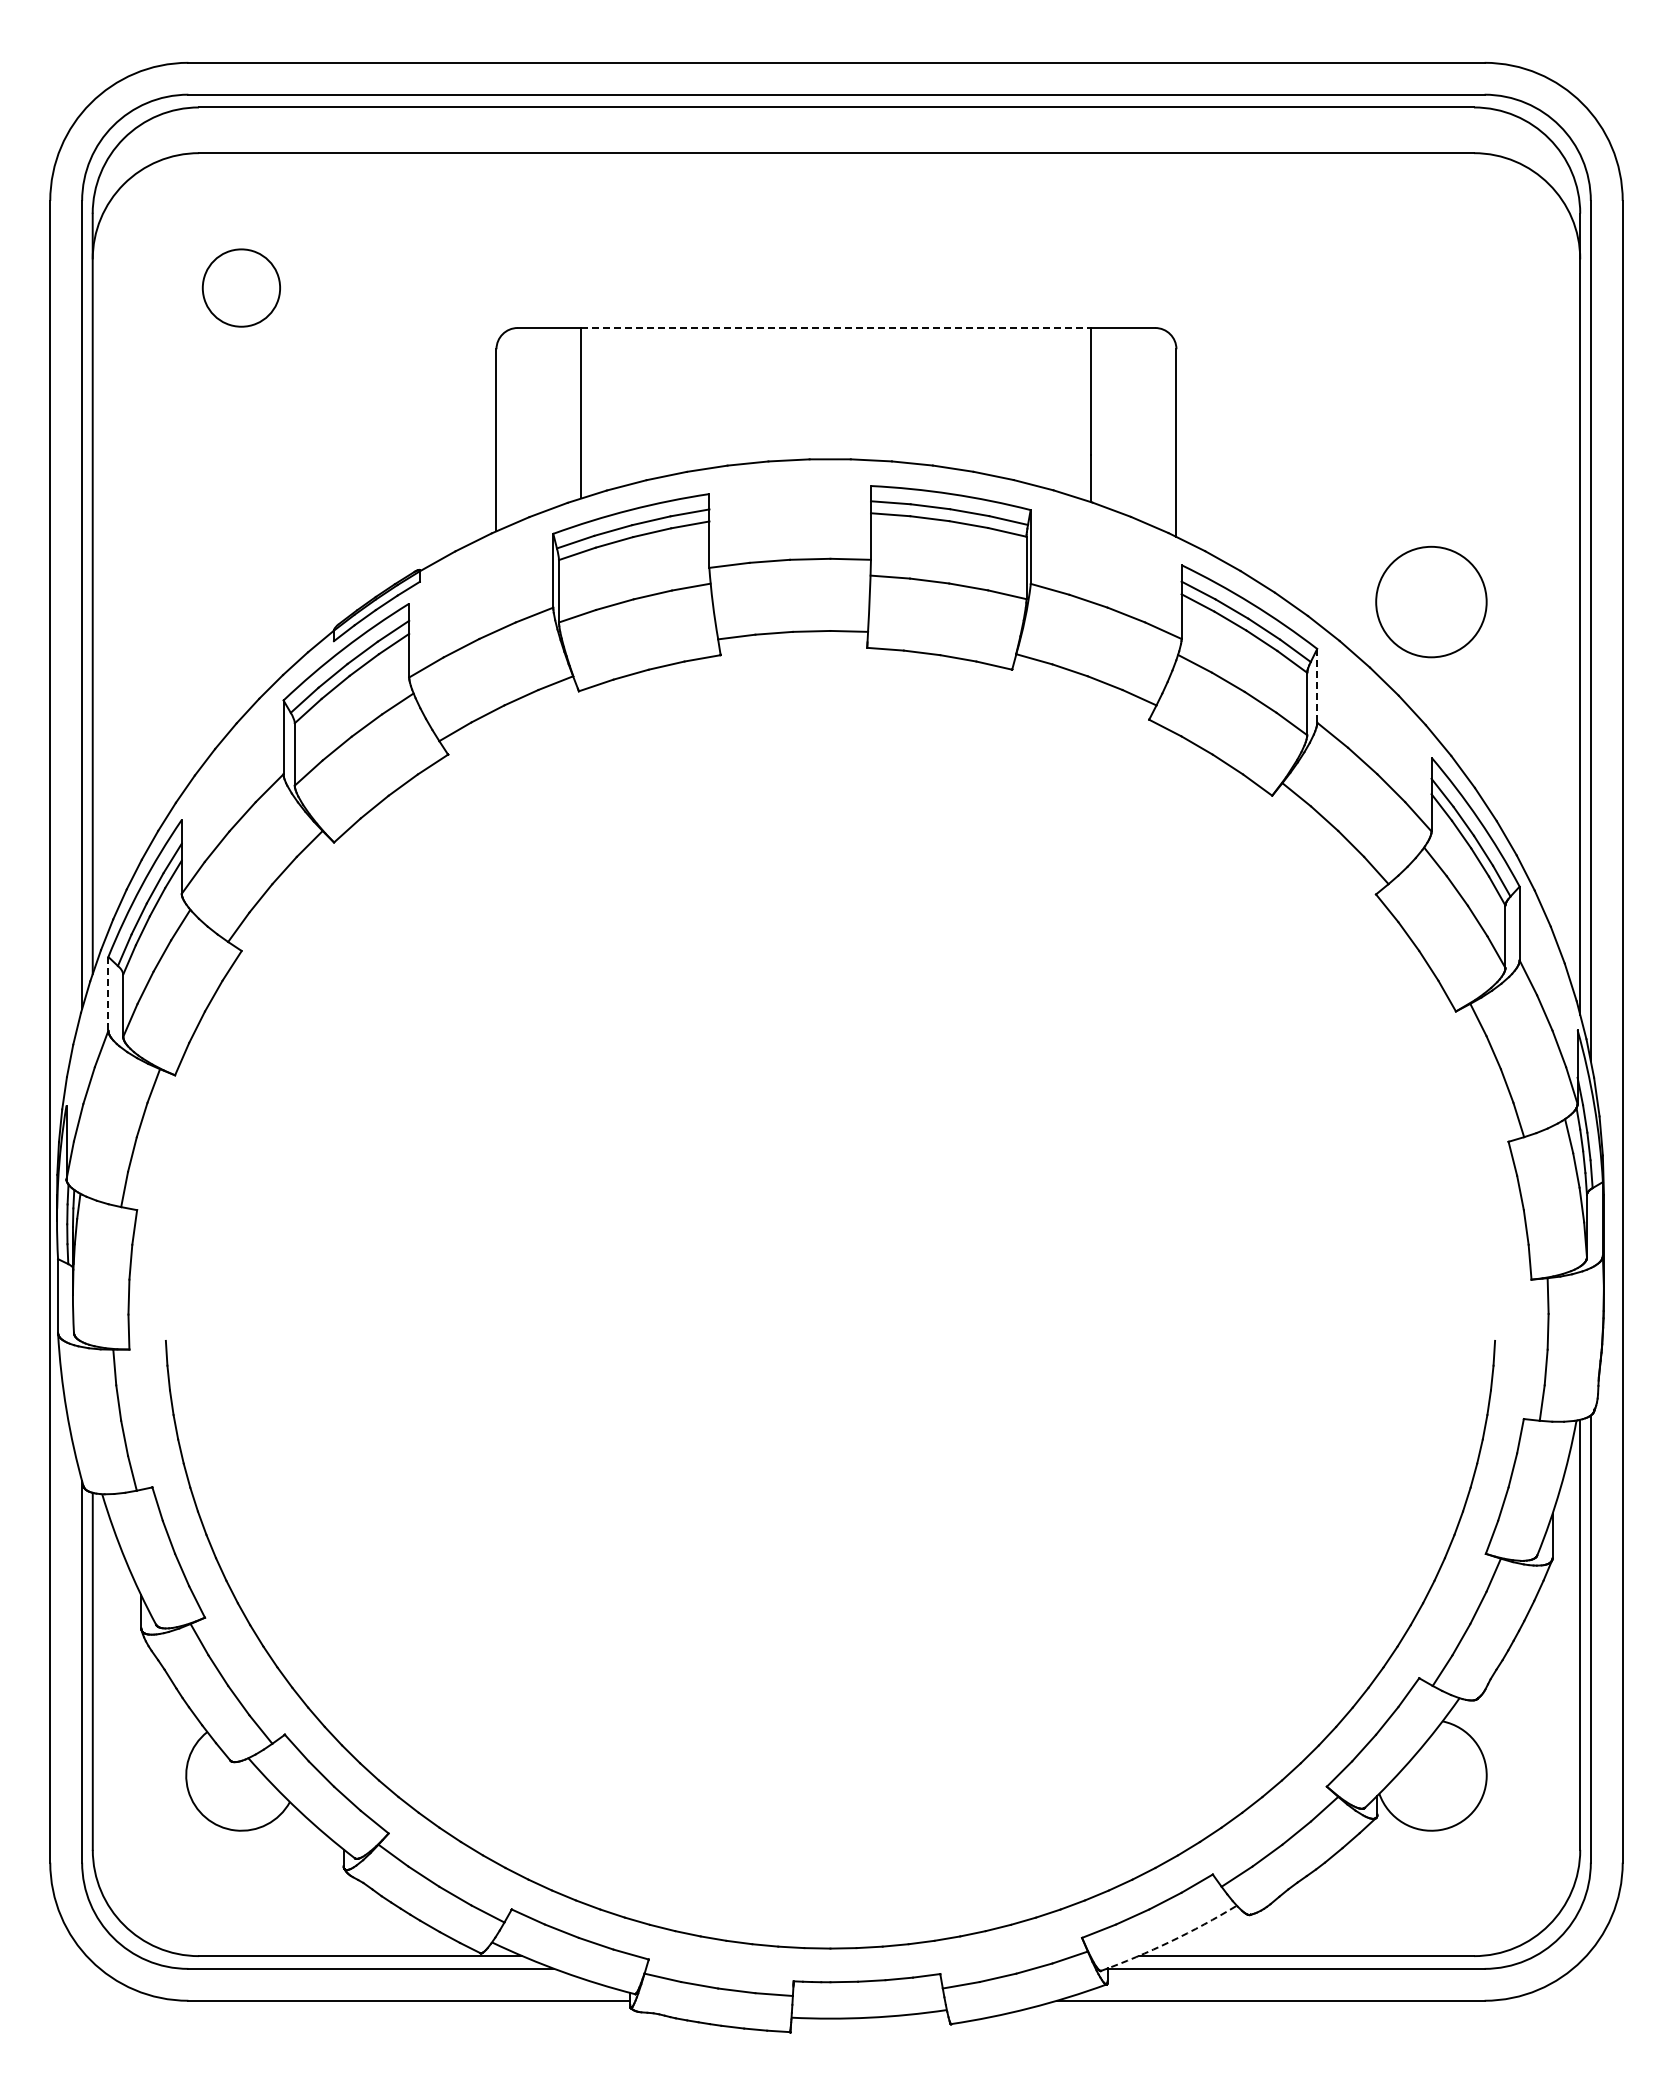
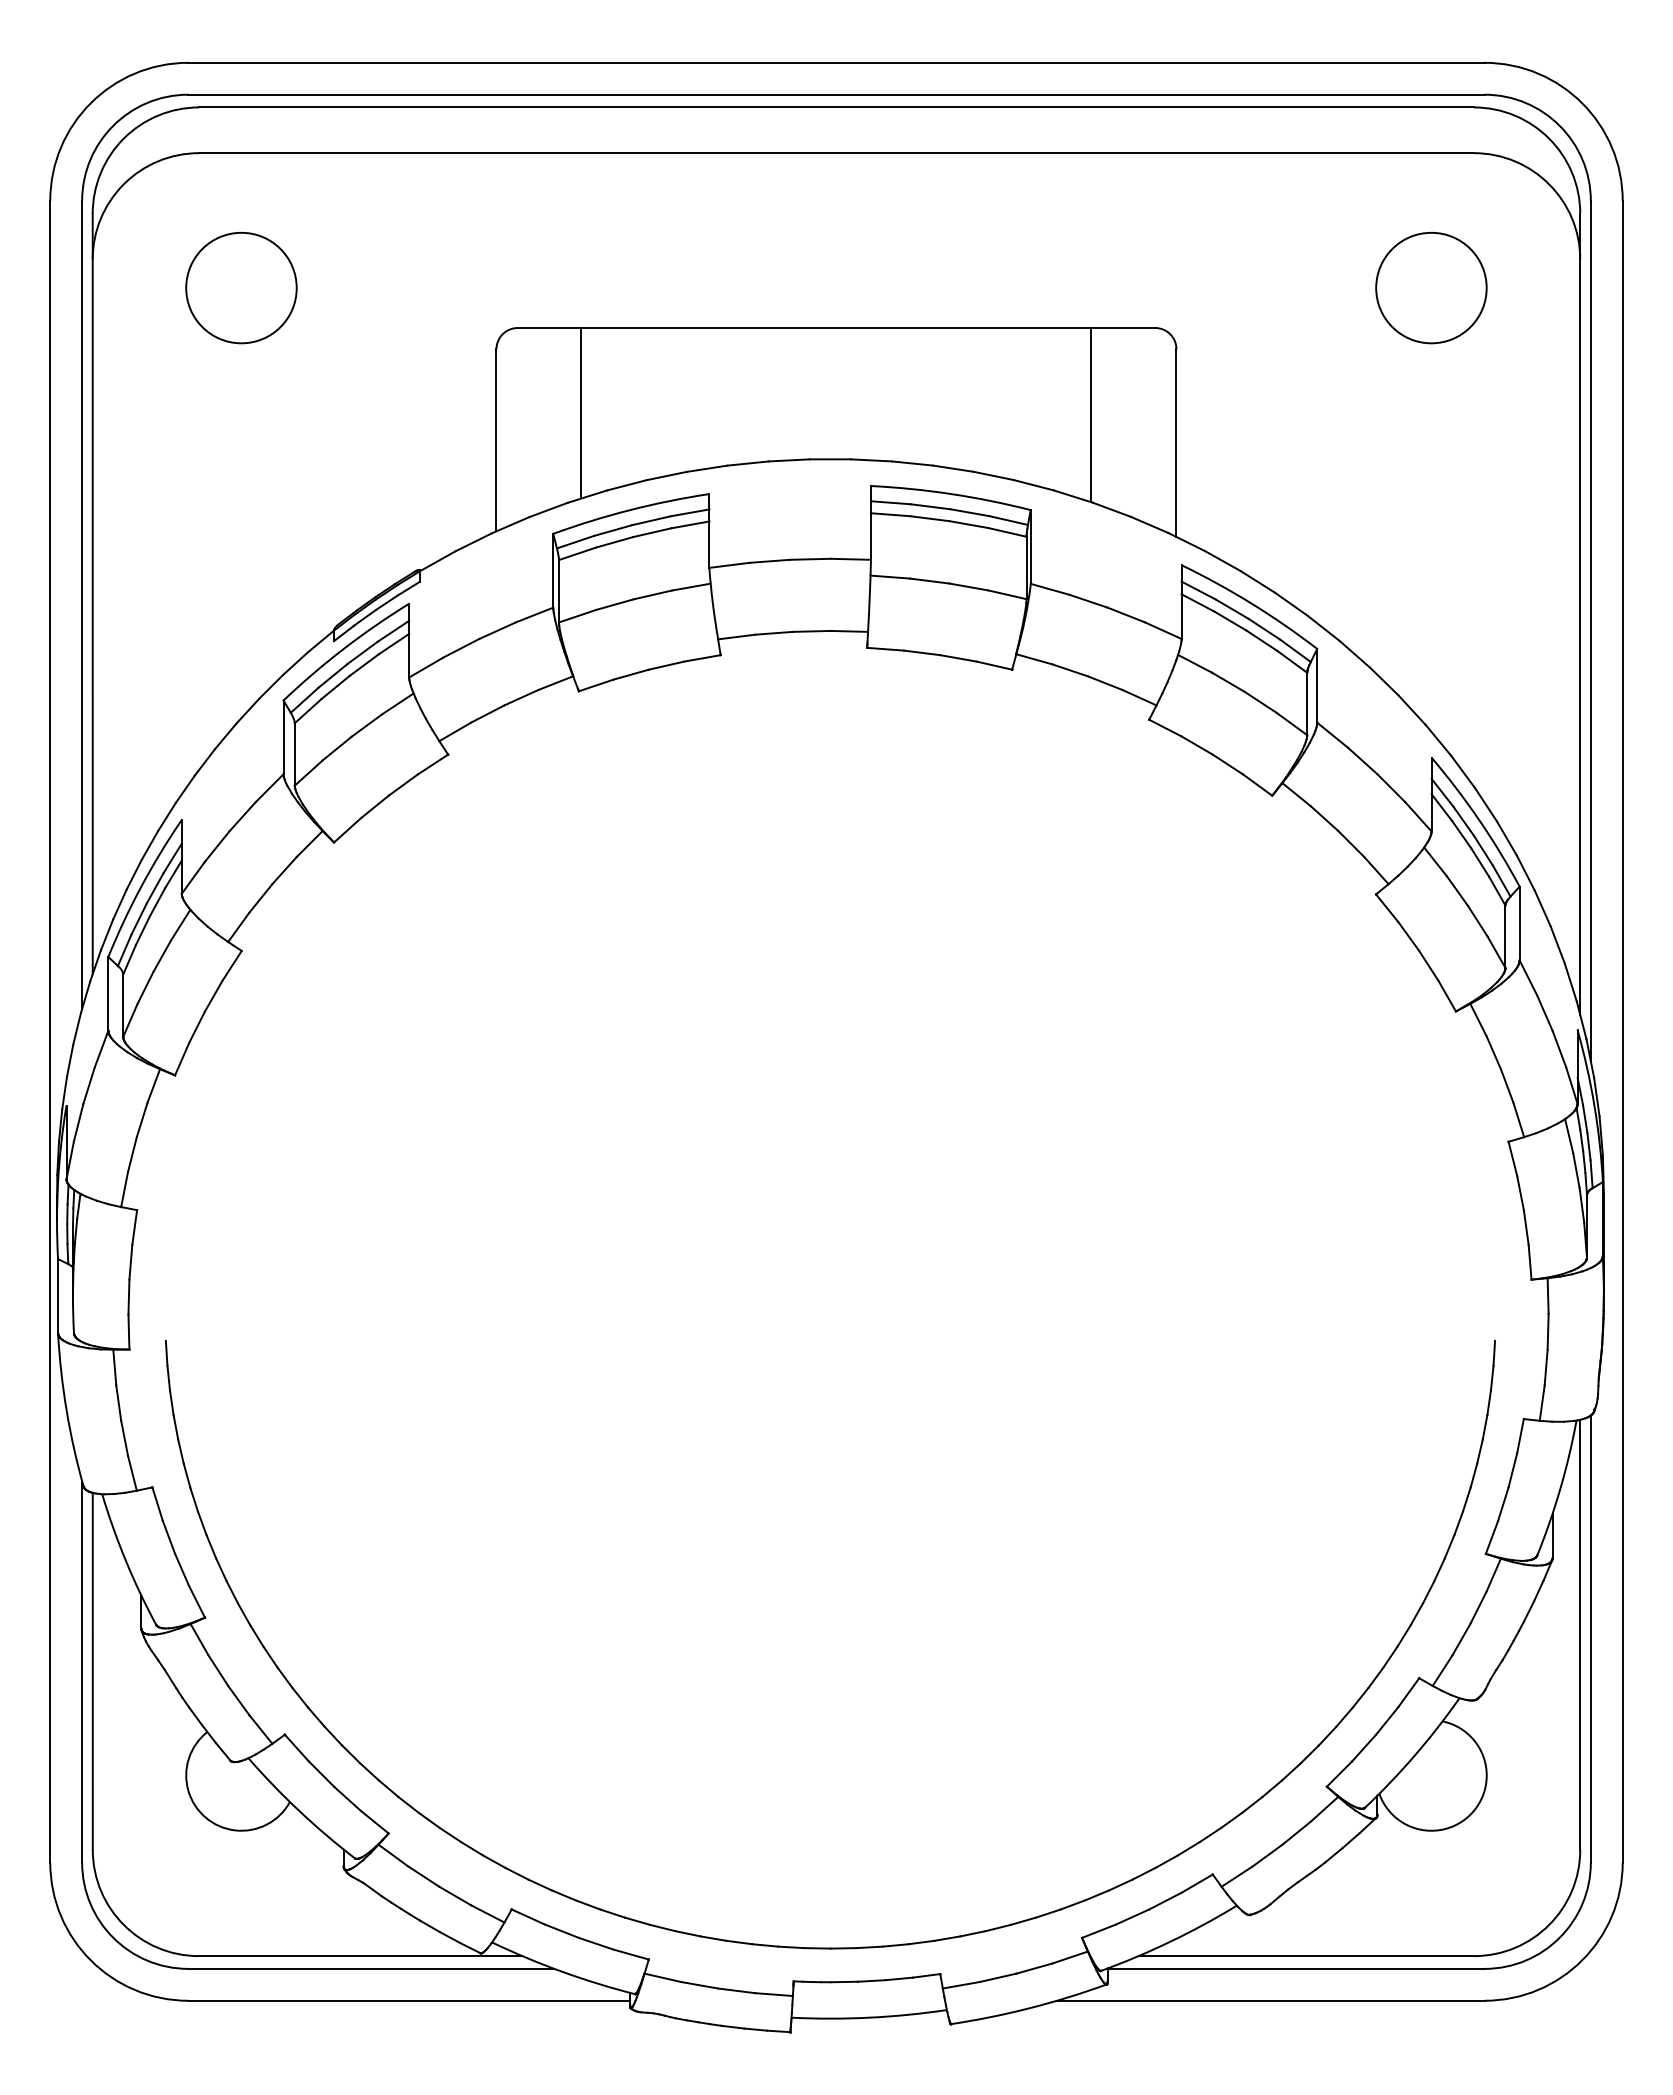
circle diameter: 77 px -> 110 px (241, 287)
line: dashed -> solid (836, 328)
circle position: (1431, 601) -> (1431, 287) (1431, 287)
line: dashed -> solid (1317, 685)
line: dashed -> solid (108, 993)
arc: dashed -> solid (1170, 1941)
